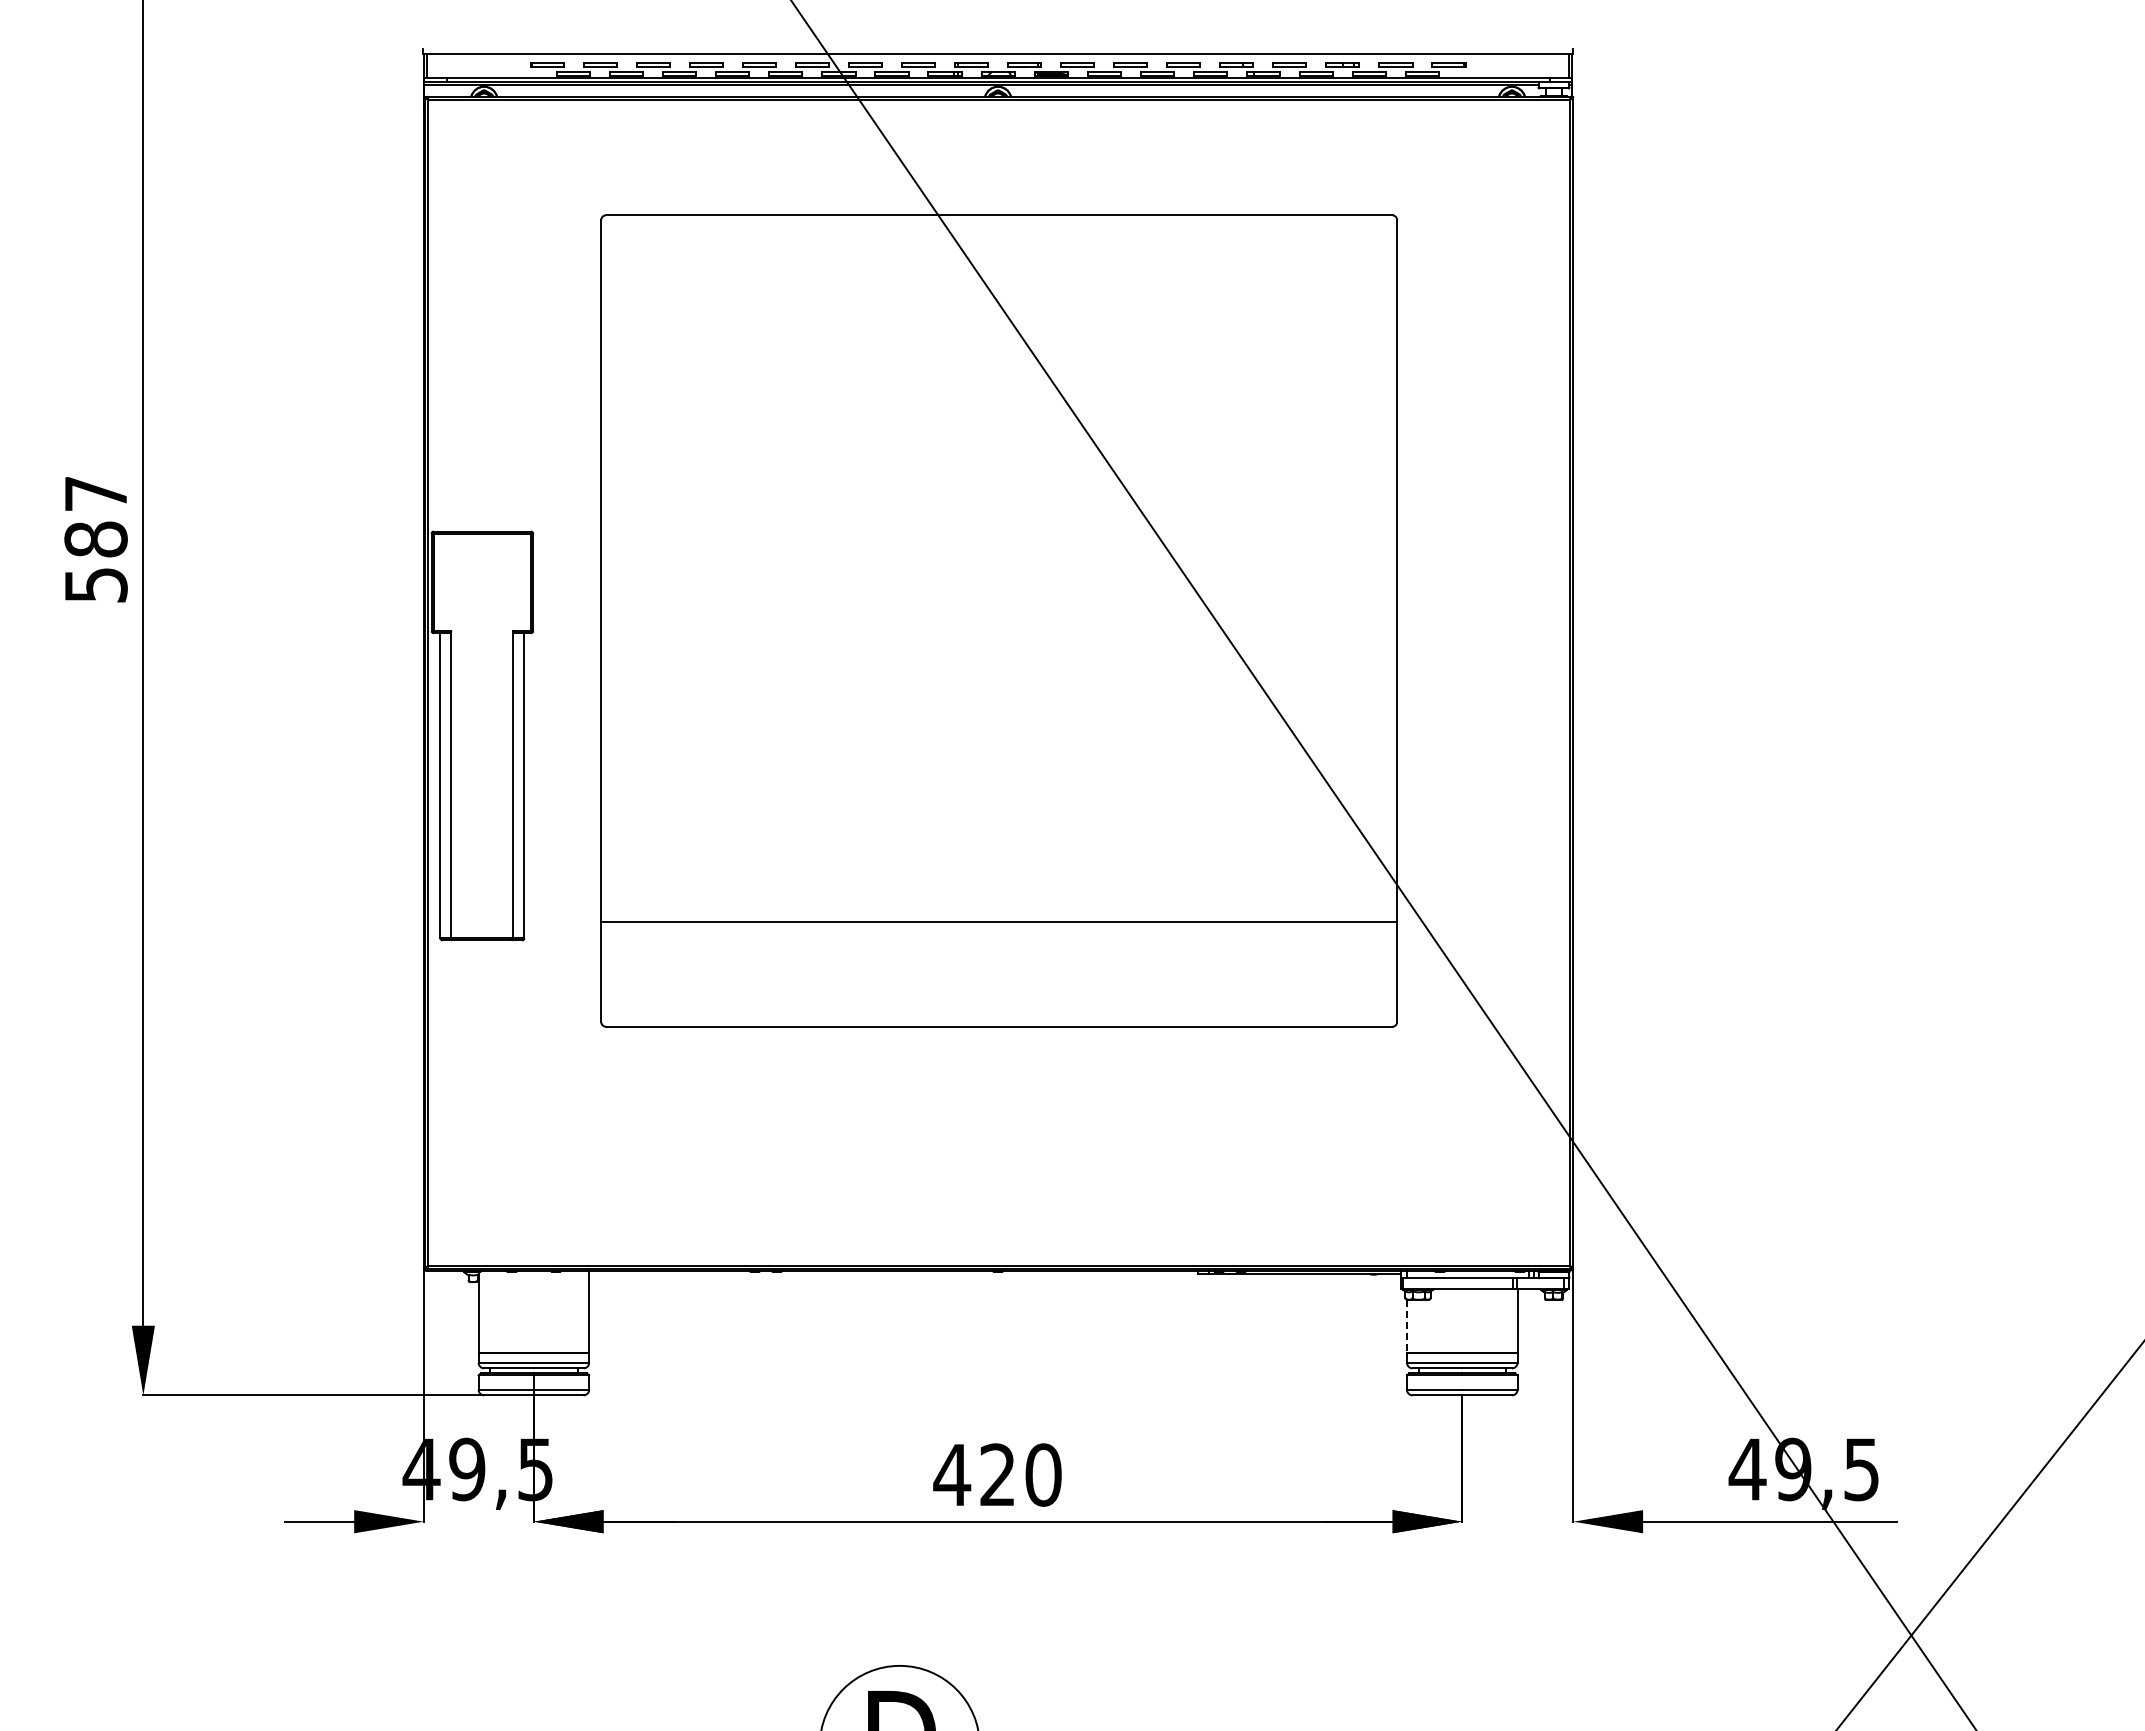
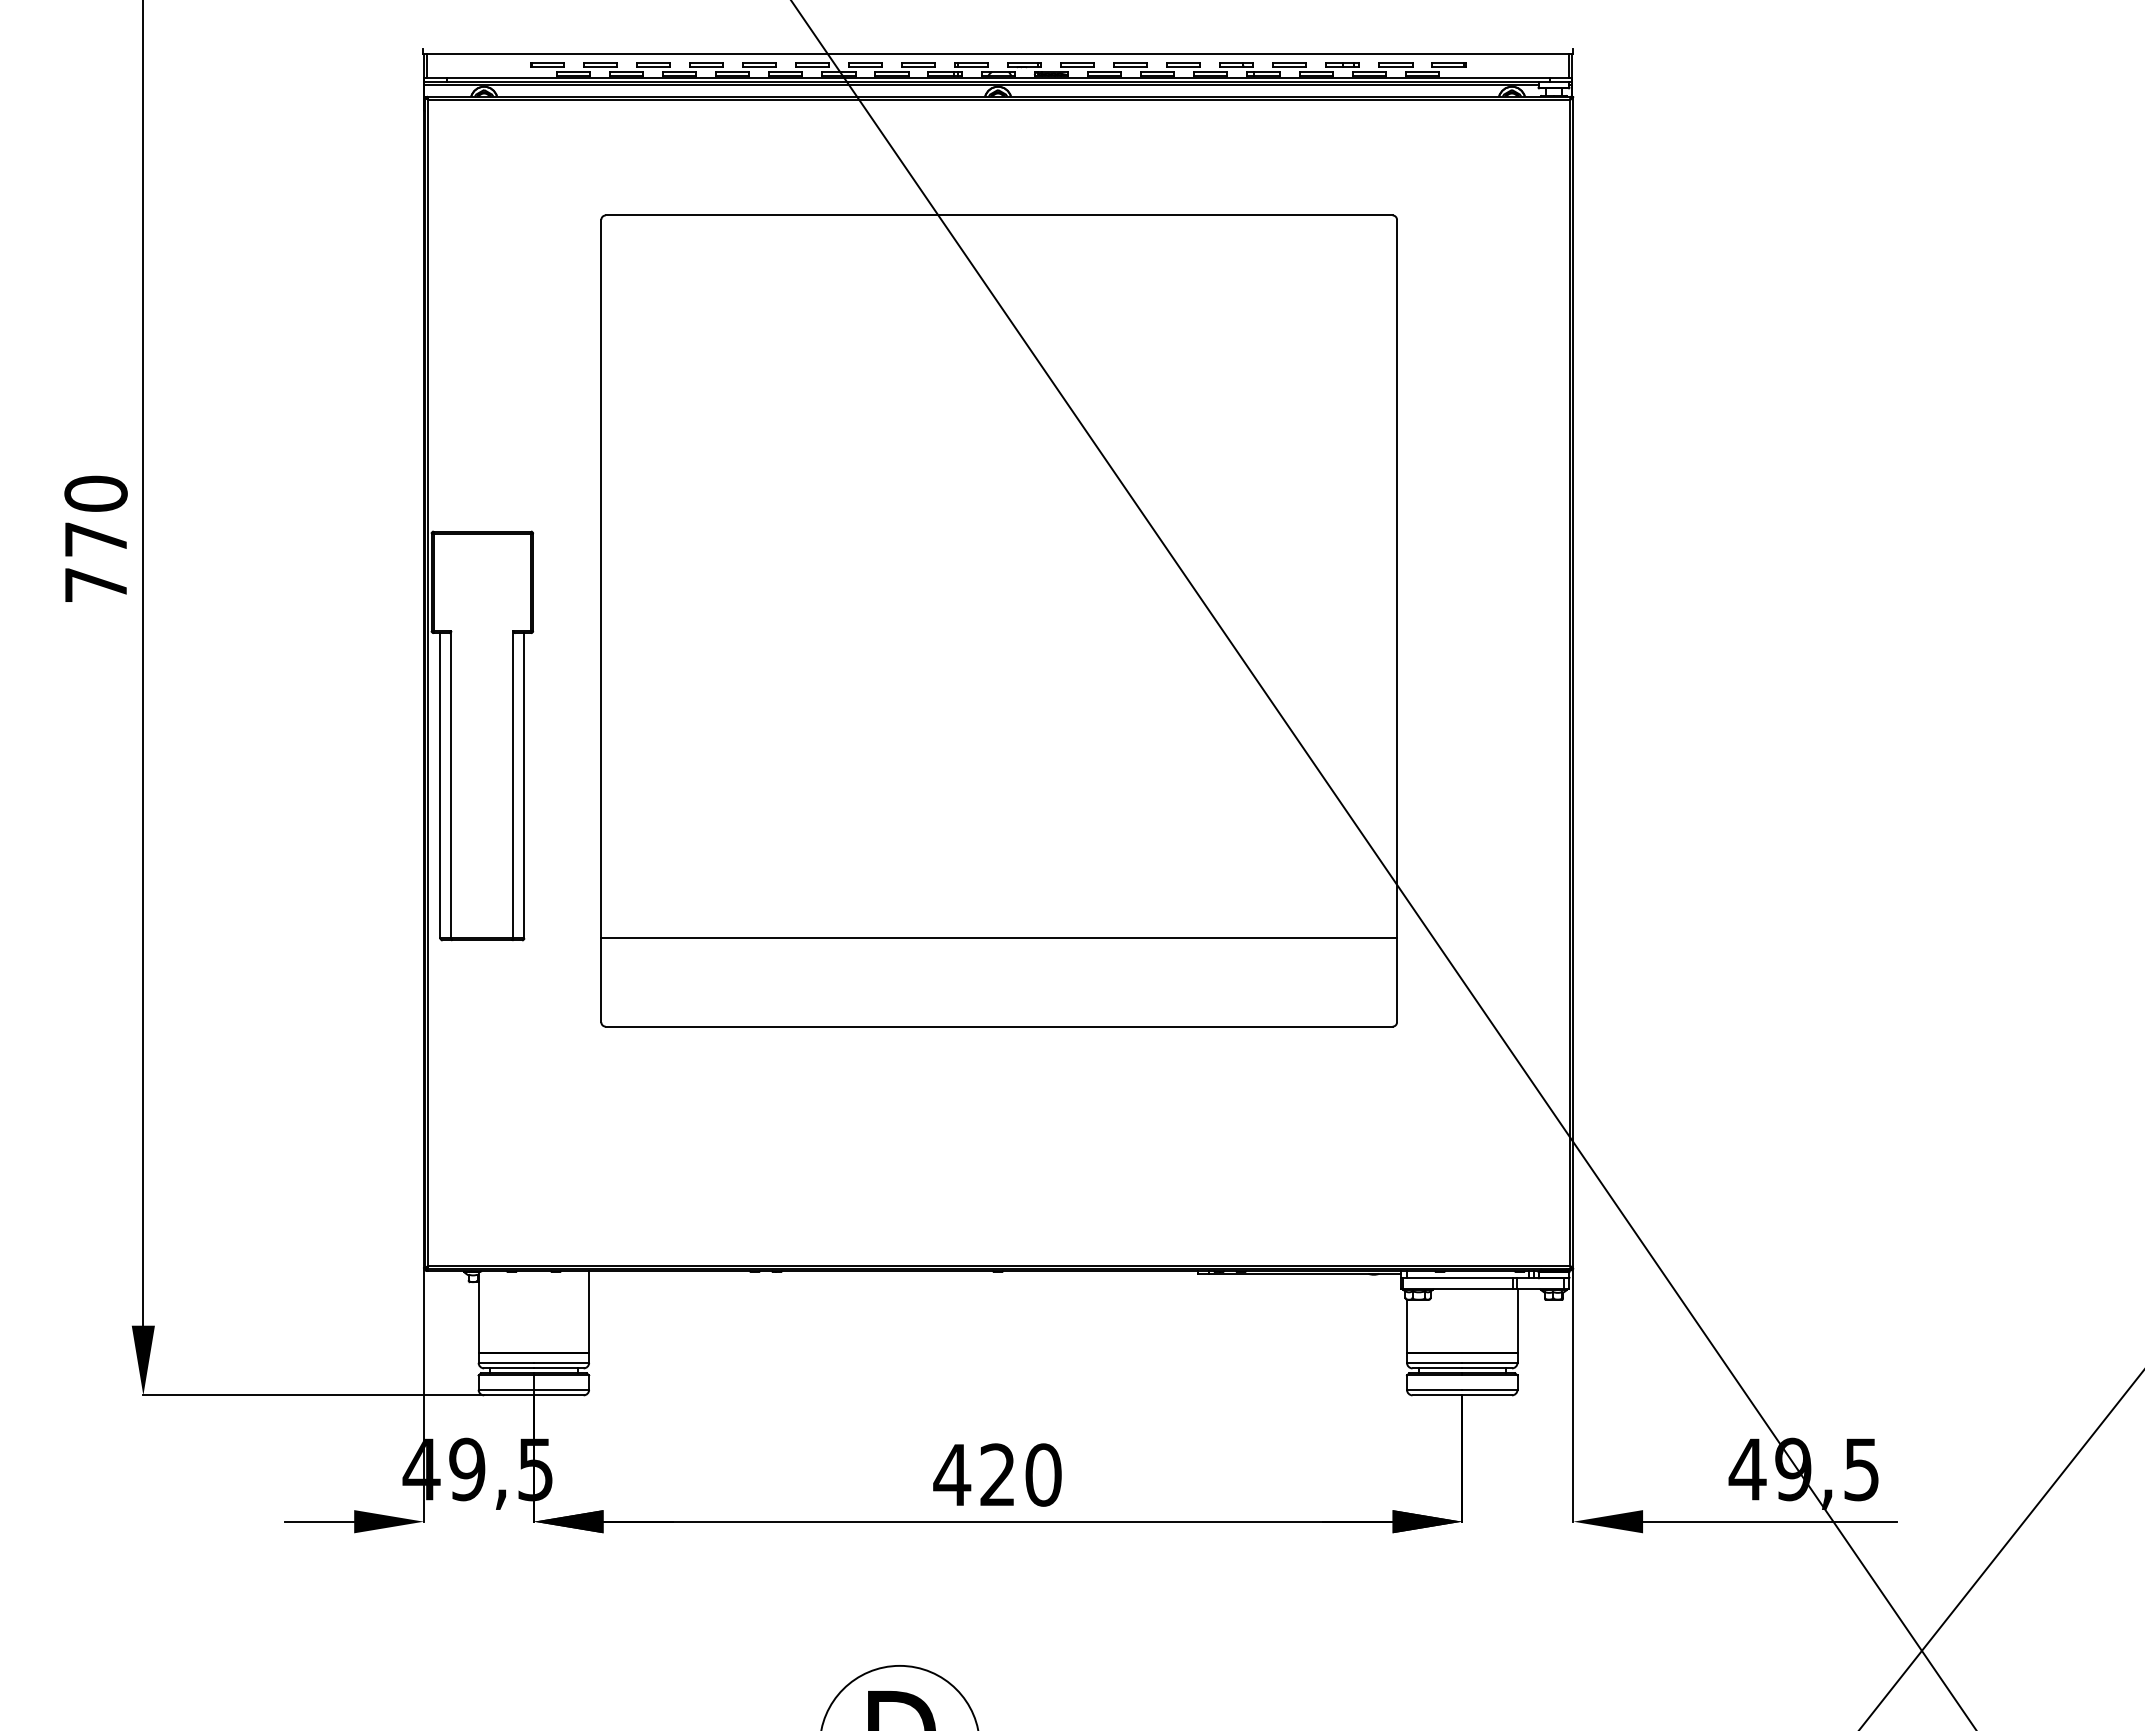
text: 587 -> 770 (95, 538)
line position: (999, 922) -> (999, 938) (999, 938)
line: dashed -> solid (1407, 1326)
line position: (1989, 1535) -> (2001, 1550) (2001, 1550)
